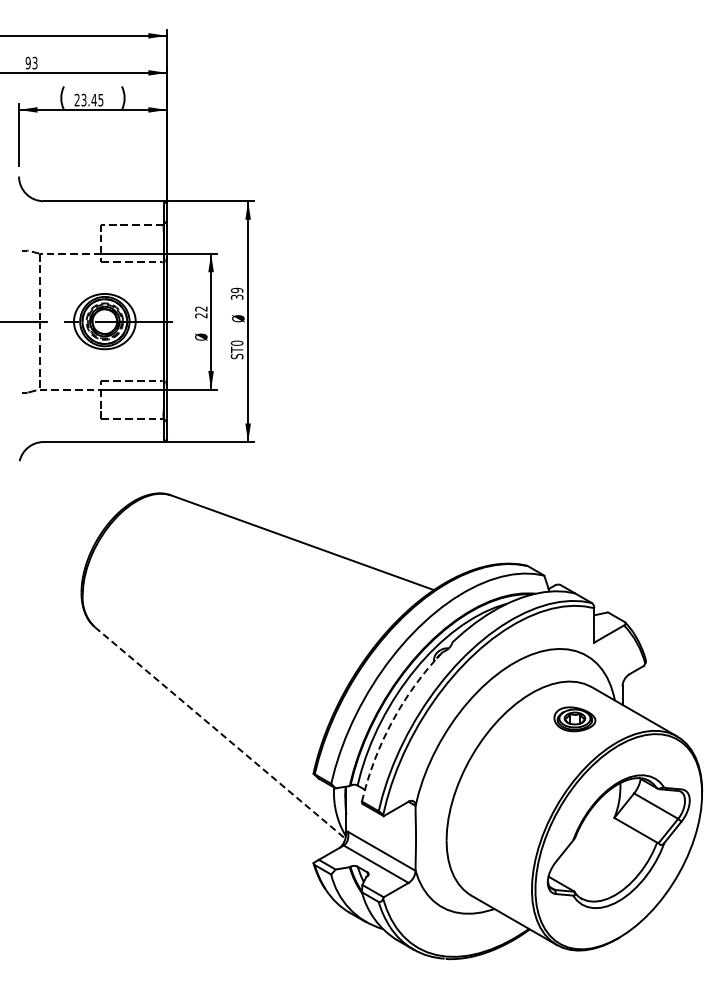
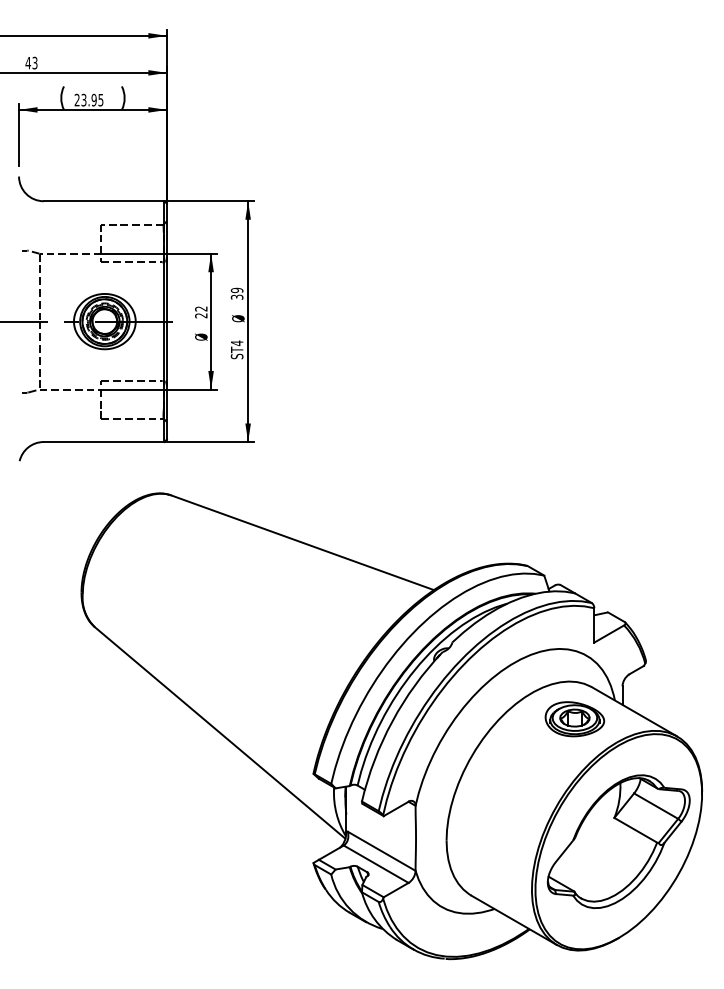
text: 93 -> 43 (27, 62)
text: 23.45 -> 23.95 (93, 99)
text: ST0 -> ST4 (236, 343)
part size: 44x27 px -> 62x37 px (574, 719)
arc: dashed -> solid (392, 721)
line: dashed -> solid (220, 733)
